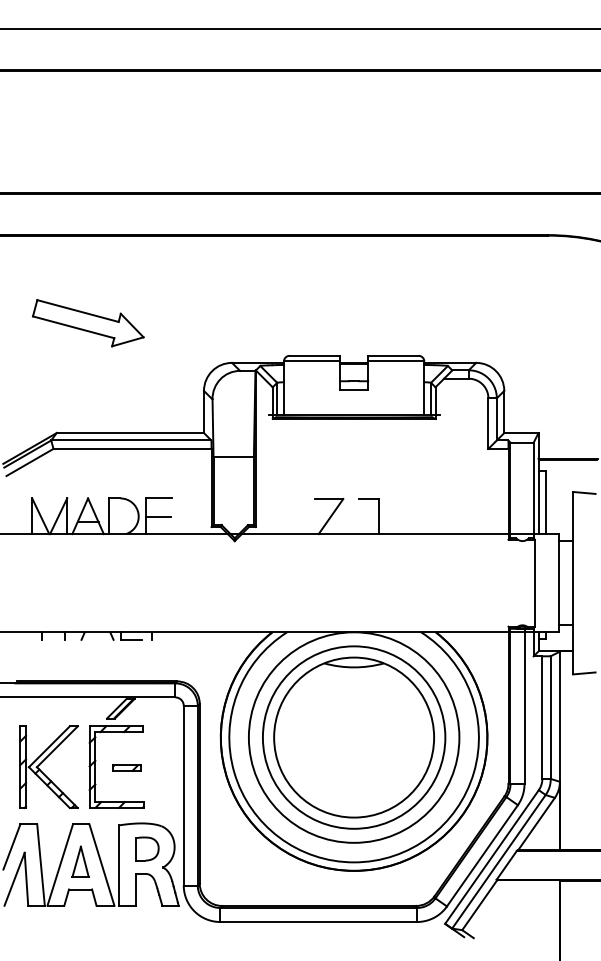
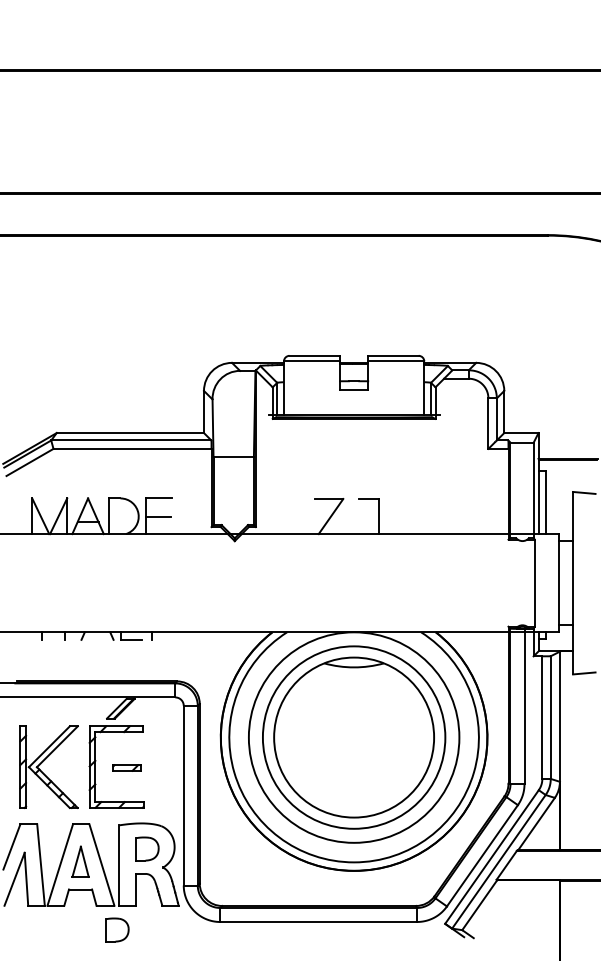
line: present -> none (299, 28)
part: present -> none (88, 323)
part: none -> present (117, 929)
